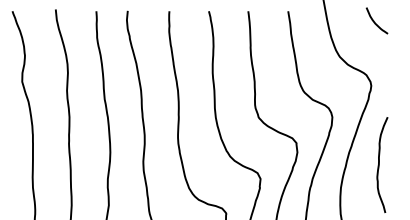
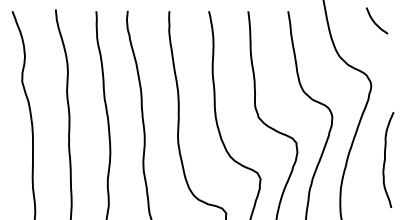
curve position: (379, 164) -> (385, 159) (385, 159)
